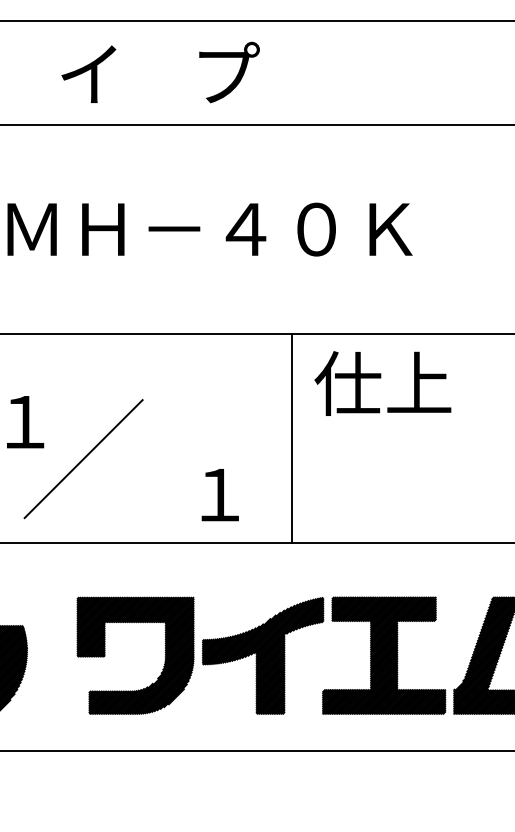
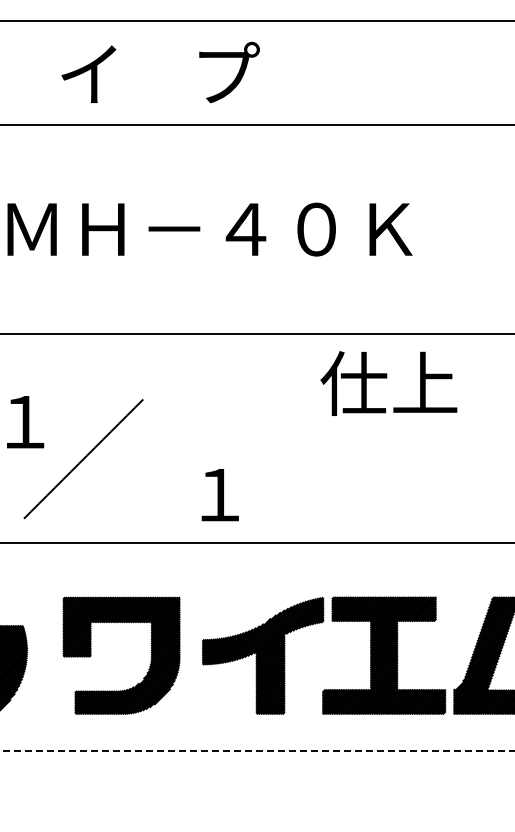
text position: (382, 383) -> (388, 383) (388, 383)
line: present -> none (292, 437)
part position: (164, 654) -> (150, 654) (150, 654)
line: solid -> dashed (257, 751)
